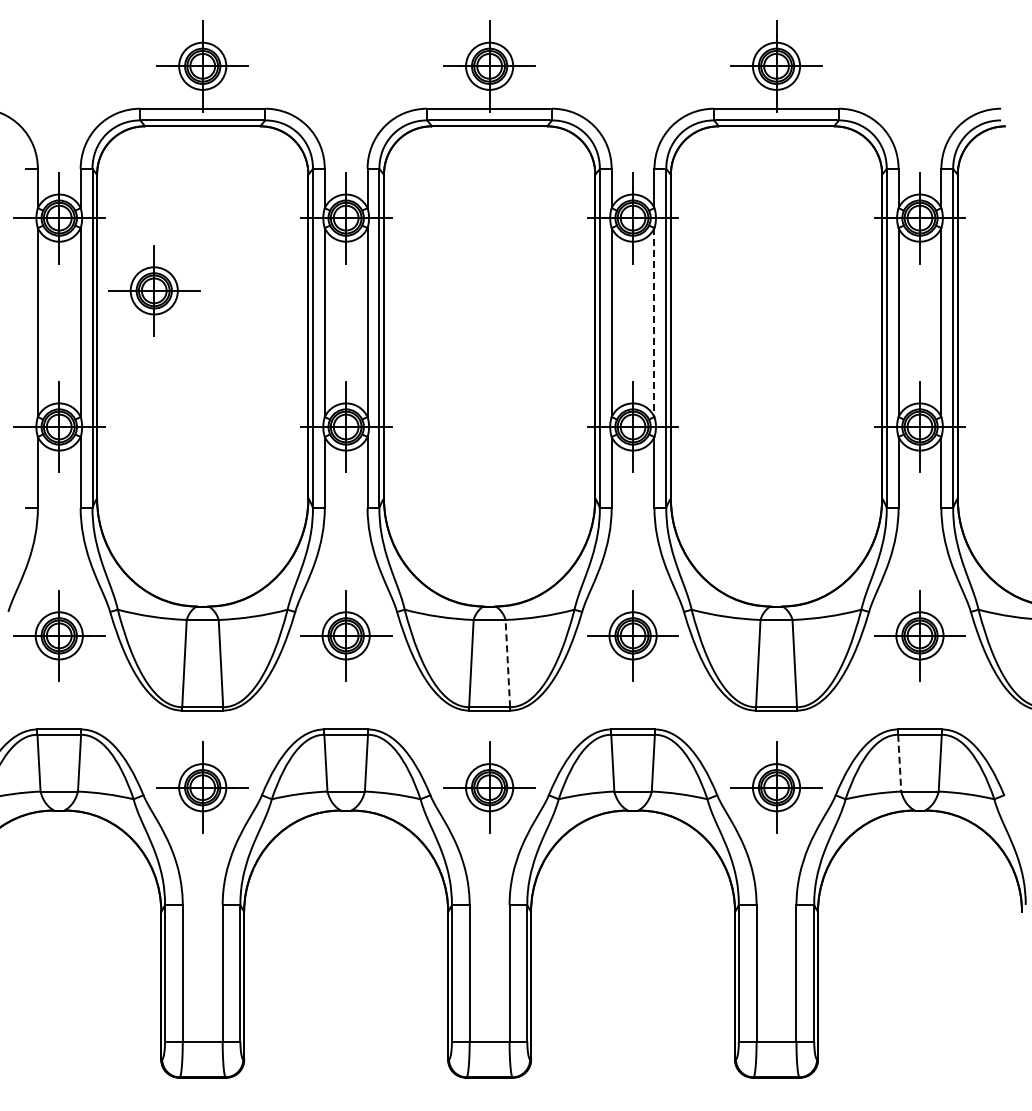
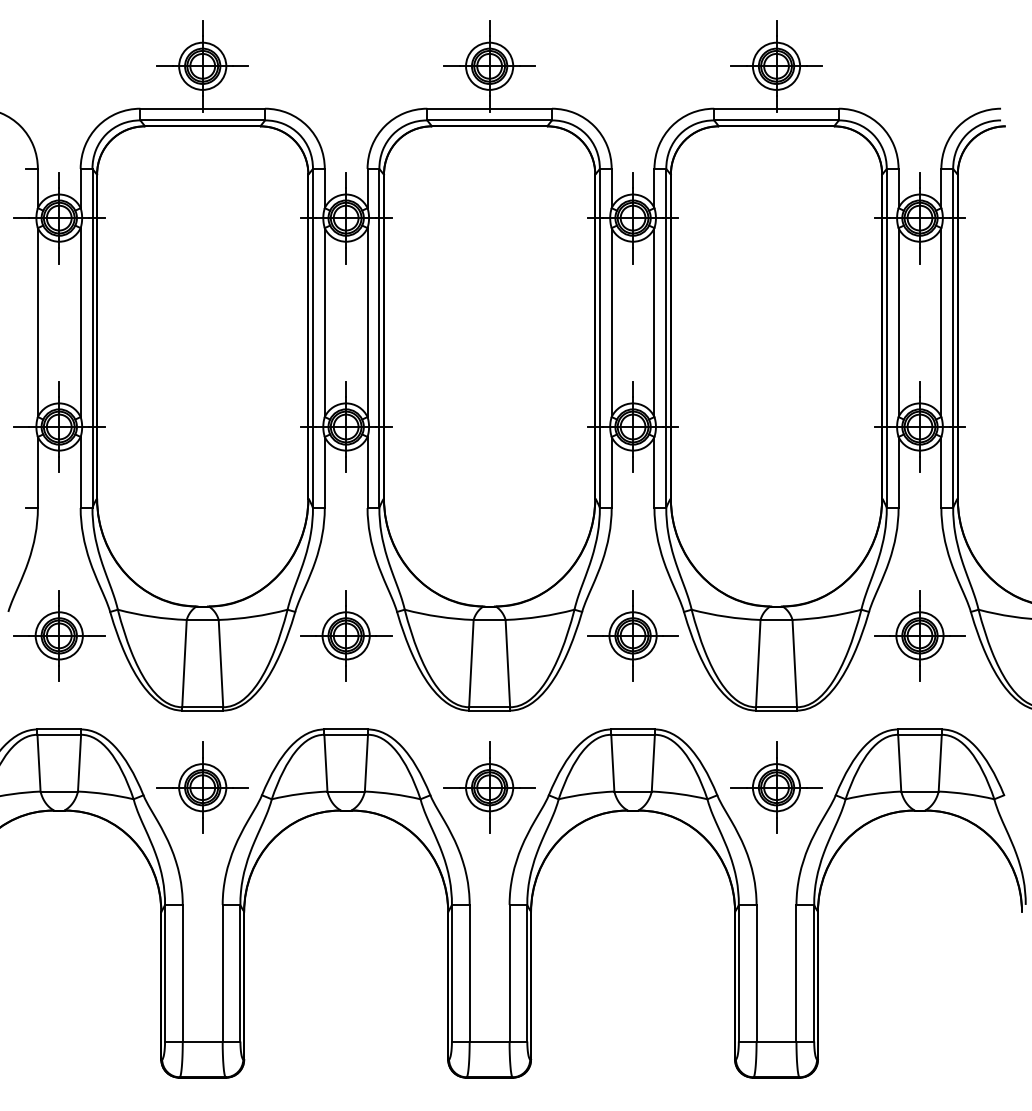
part: present -> none (154, 290)
line: dashed -> solid (654, 323)
line: dashed -> solid (507, 663)
line: dashed -> solid (899, 763)
